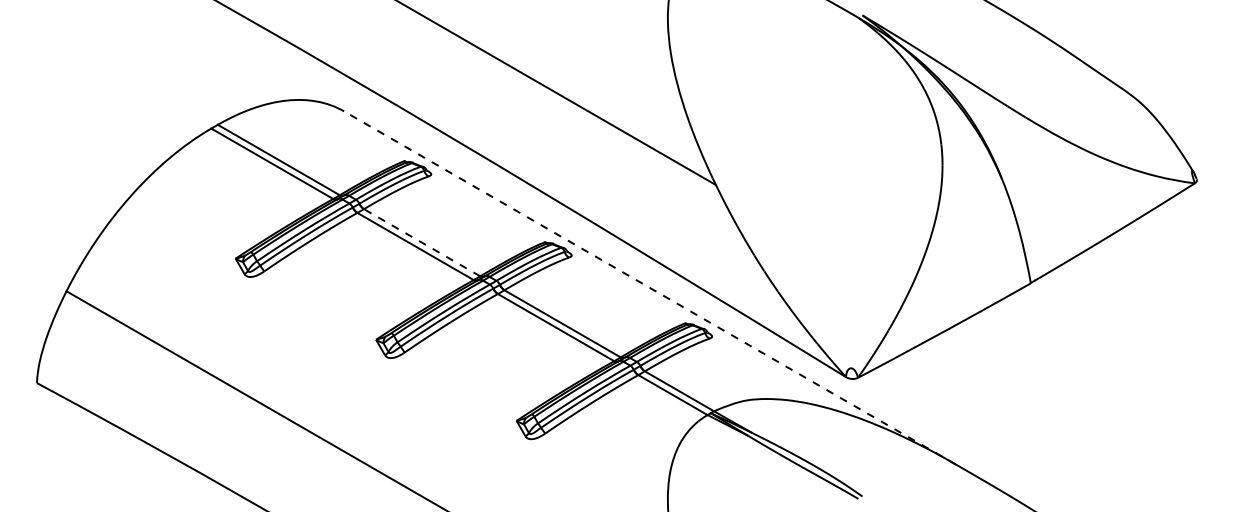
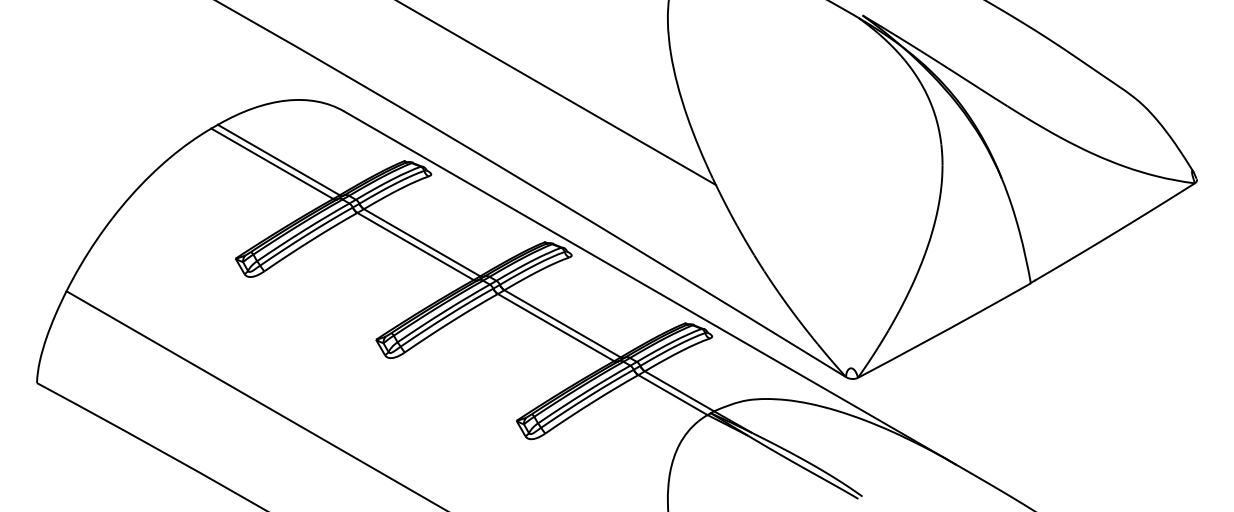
line: dashed -> solid (421, 242)
line: dashed -> solid (649, 287)
